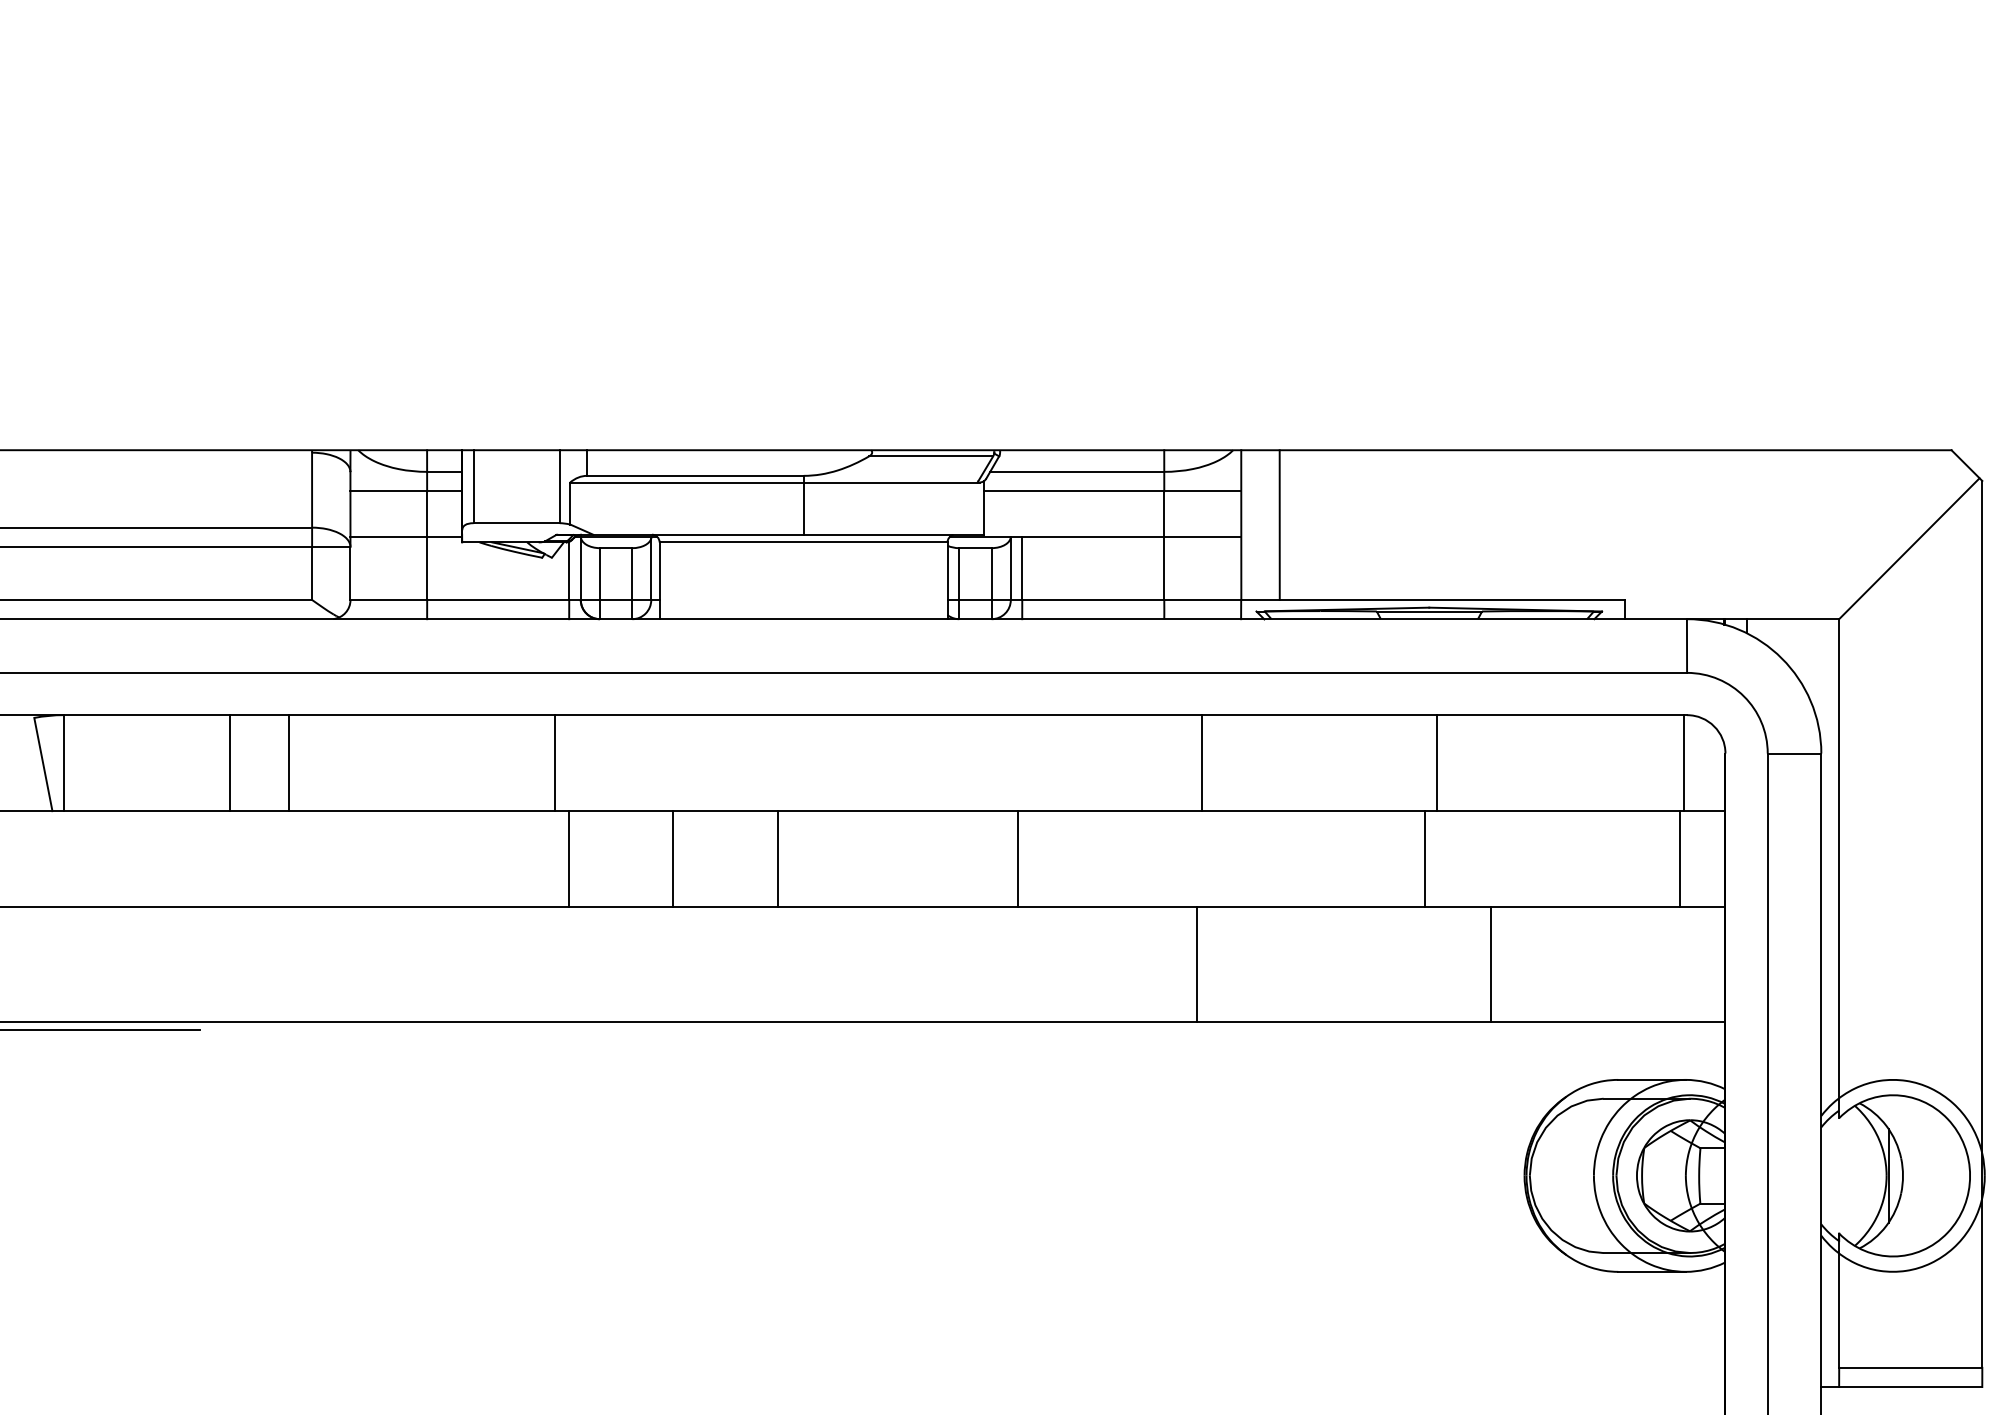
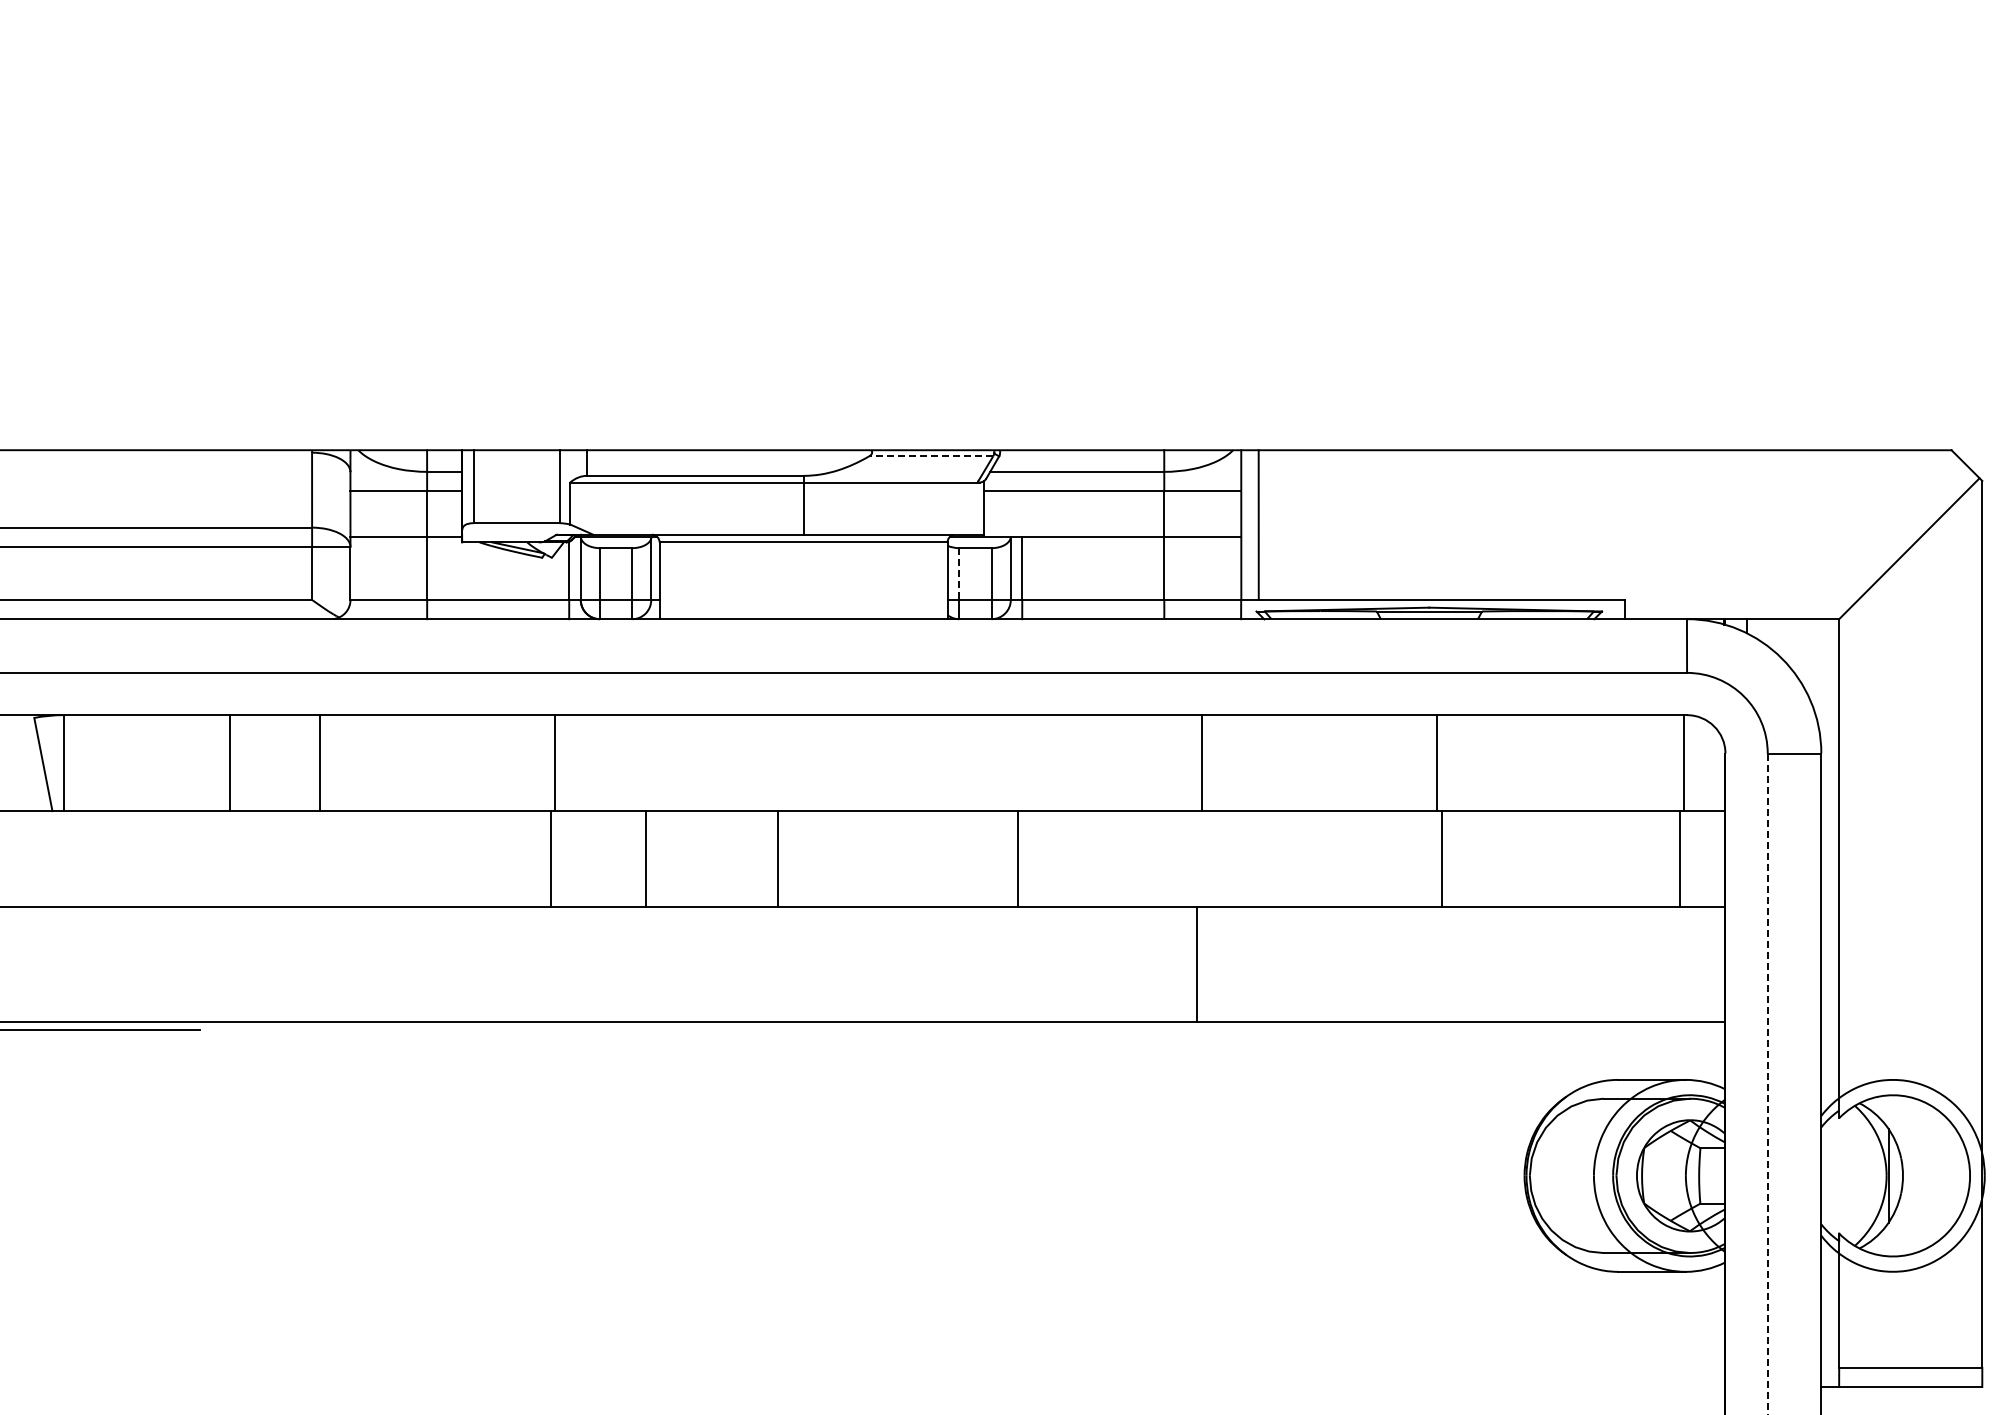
line: solid -> dashed (930, 456)
line position: (1279, 524) -> (1258, 524) (1258, 524)
line: solid -> dashed (959, 574)
line position: (288, 763) -> (319, 763) (319, 763)
line position: (568, 859) -> (550, 859) (550, 859)
line position: (673, 859) -> (646, 859) (646, 859)
line position: (1424, 859) -> (1441, 859) (1441, 859)
line: present -> none (1491, 964)
line: solid -> dashed (1767, 1084)
